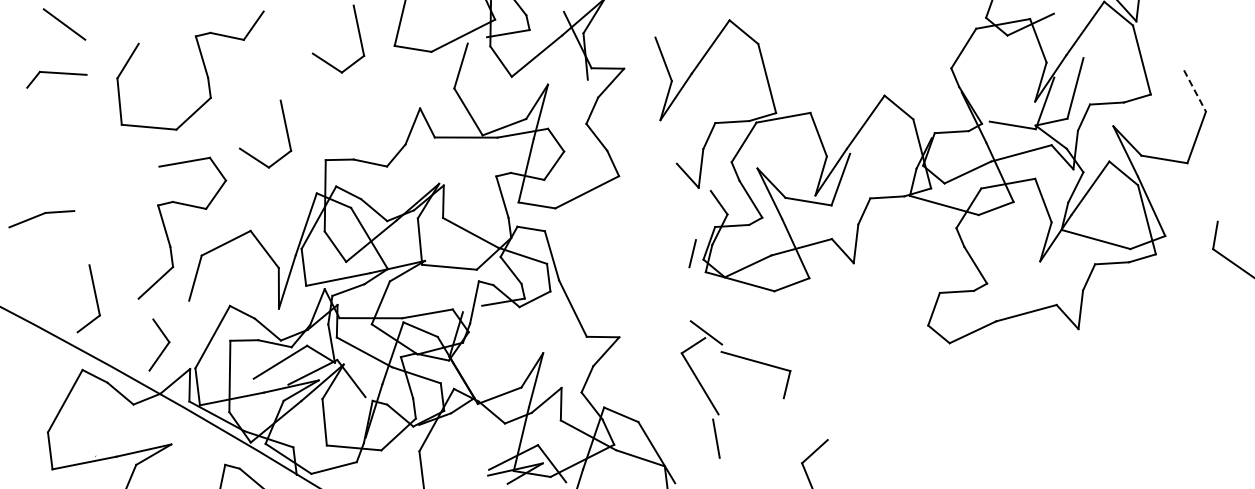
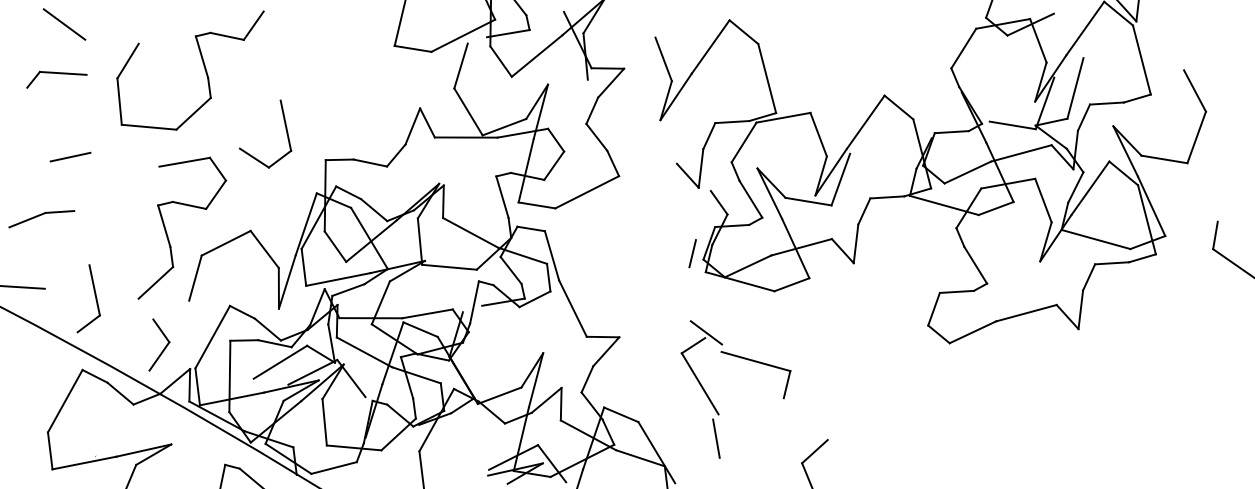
part: present -> none (358, 34)
line: dashed -> solid (1195, 91)
line: none -> present (70, 156)
line: none -> present (23, 287)
